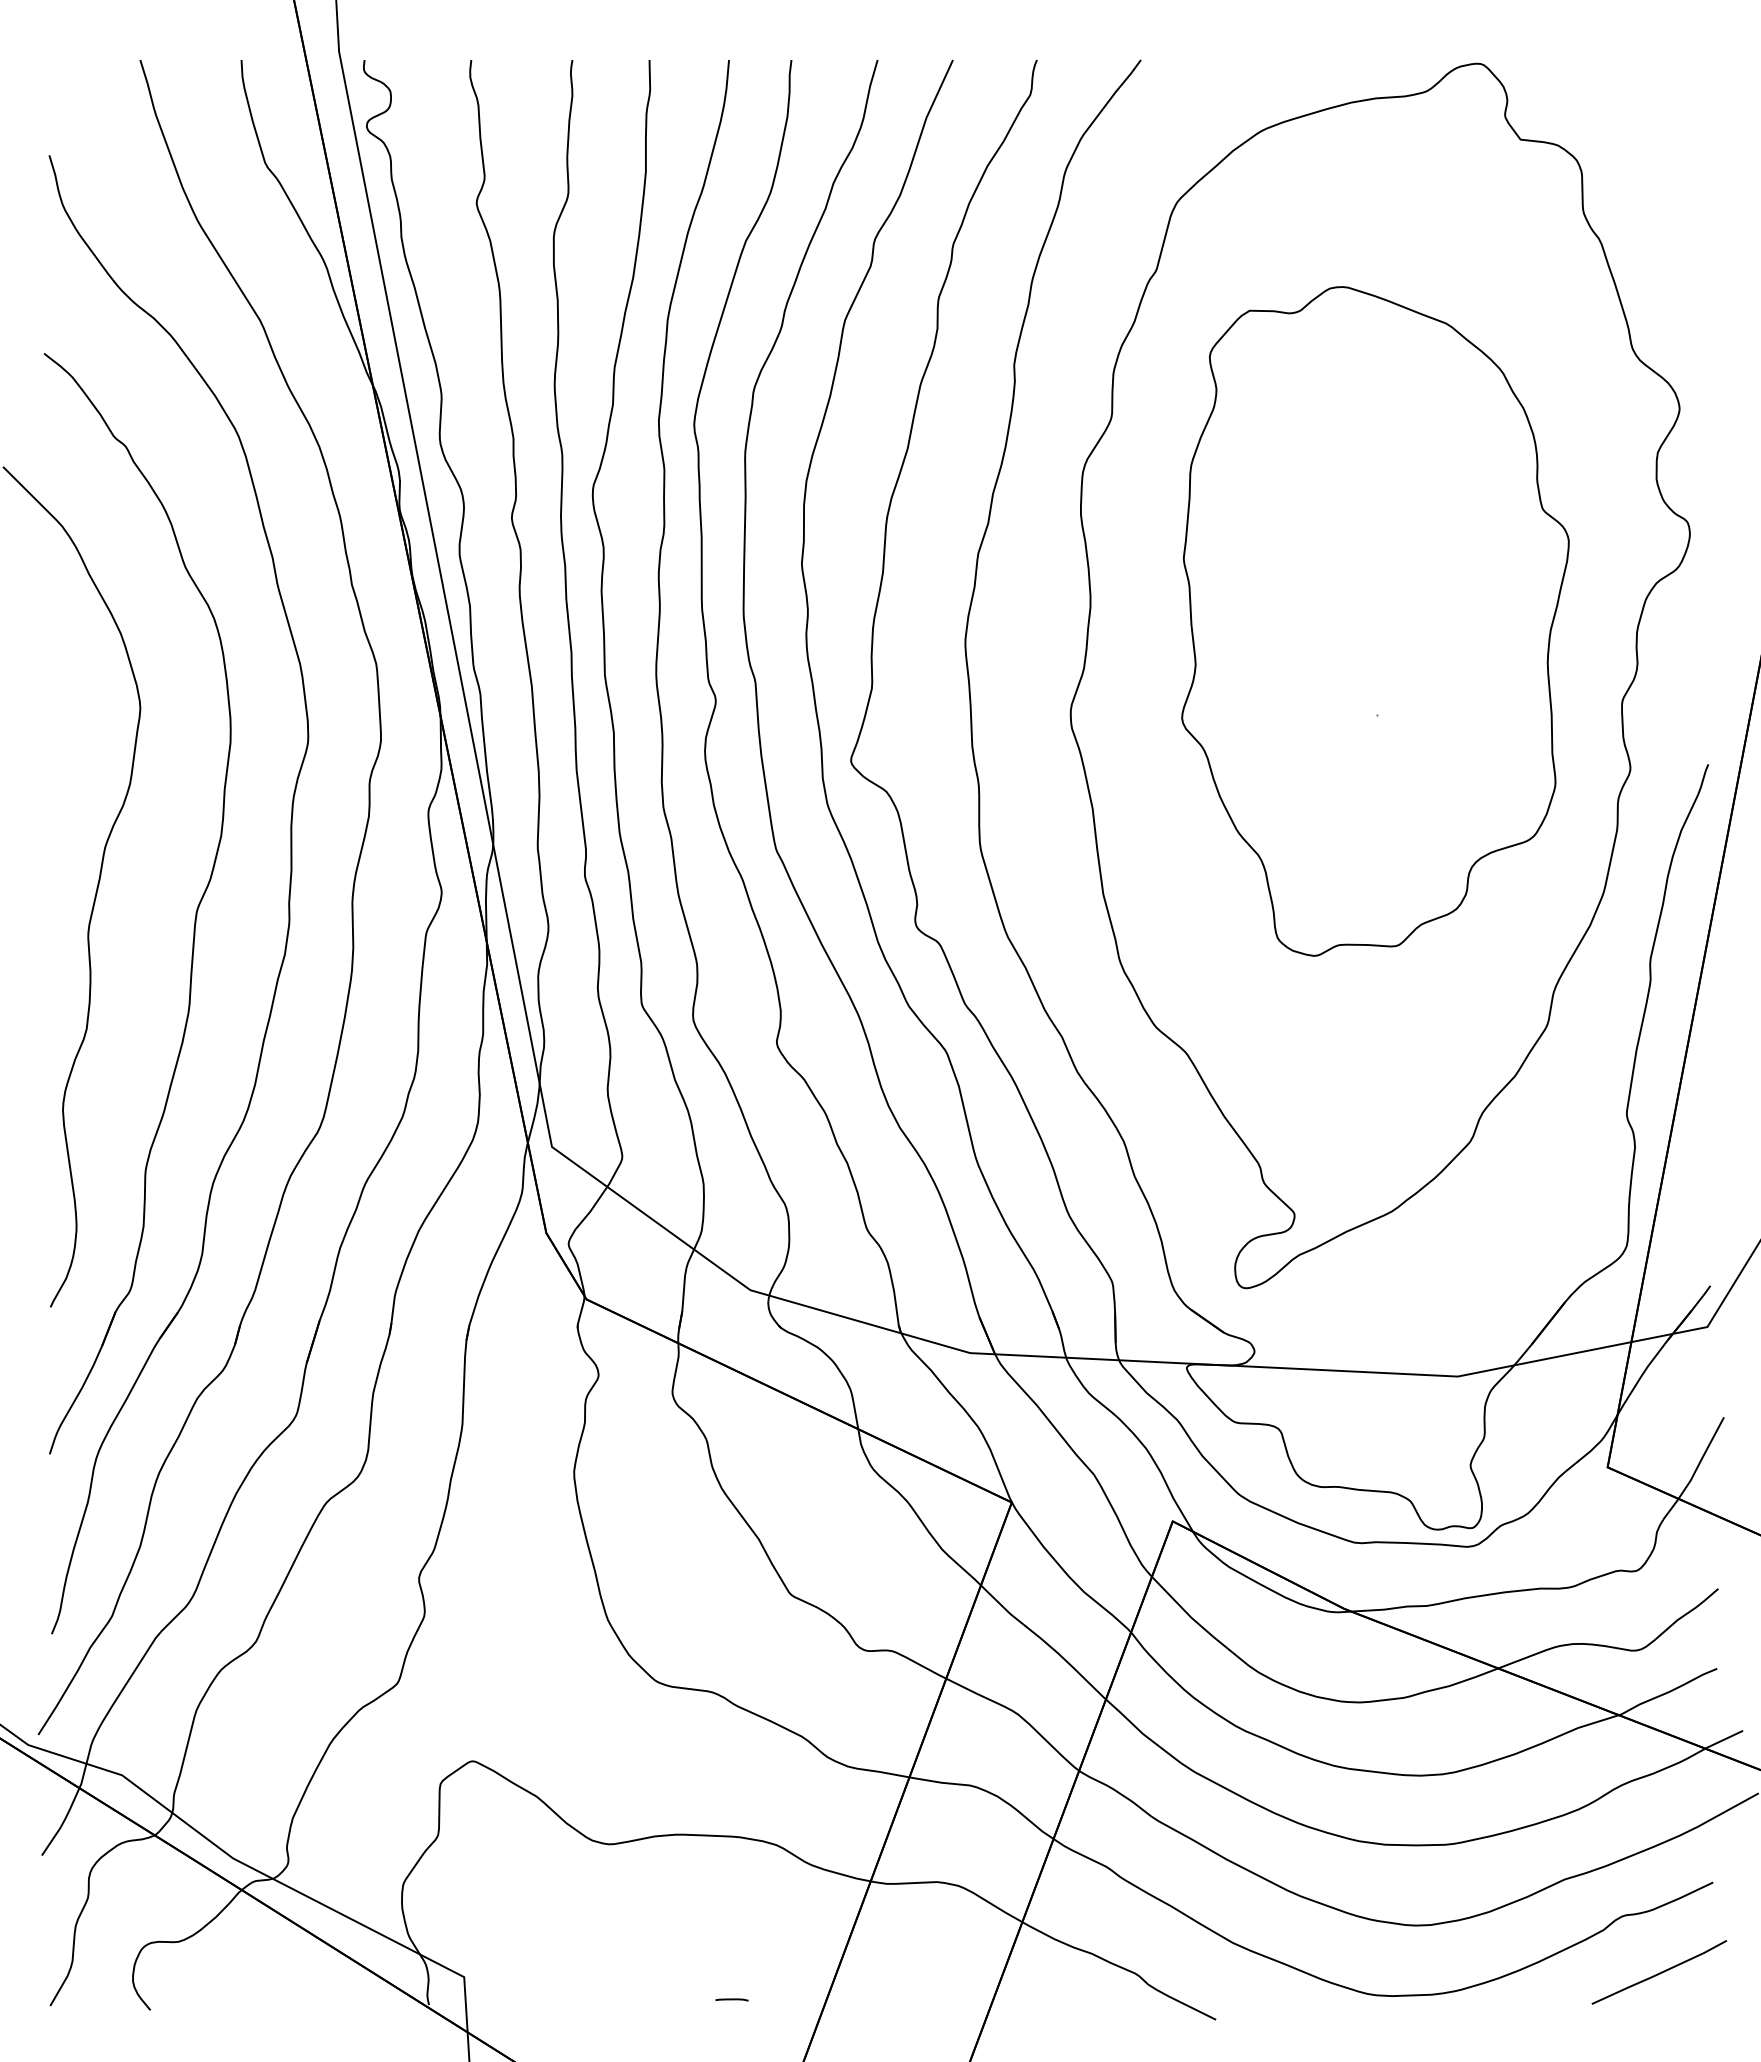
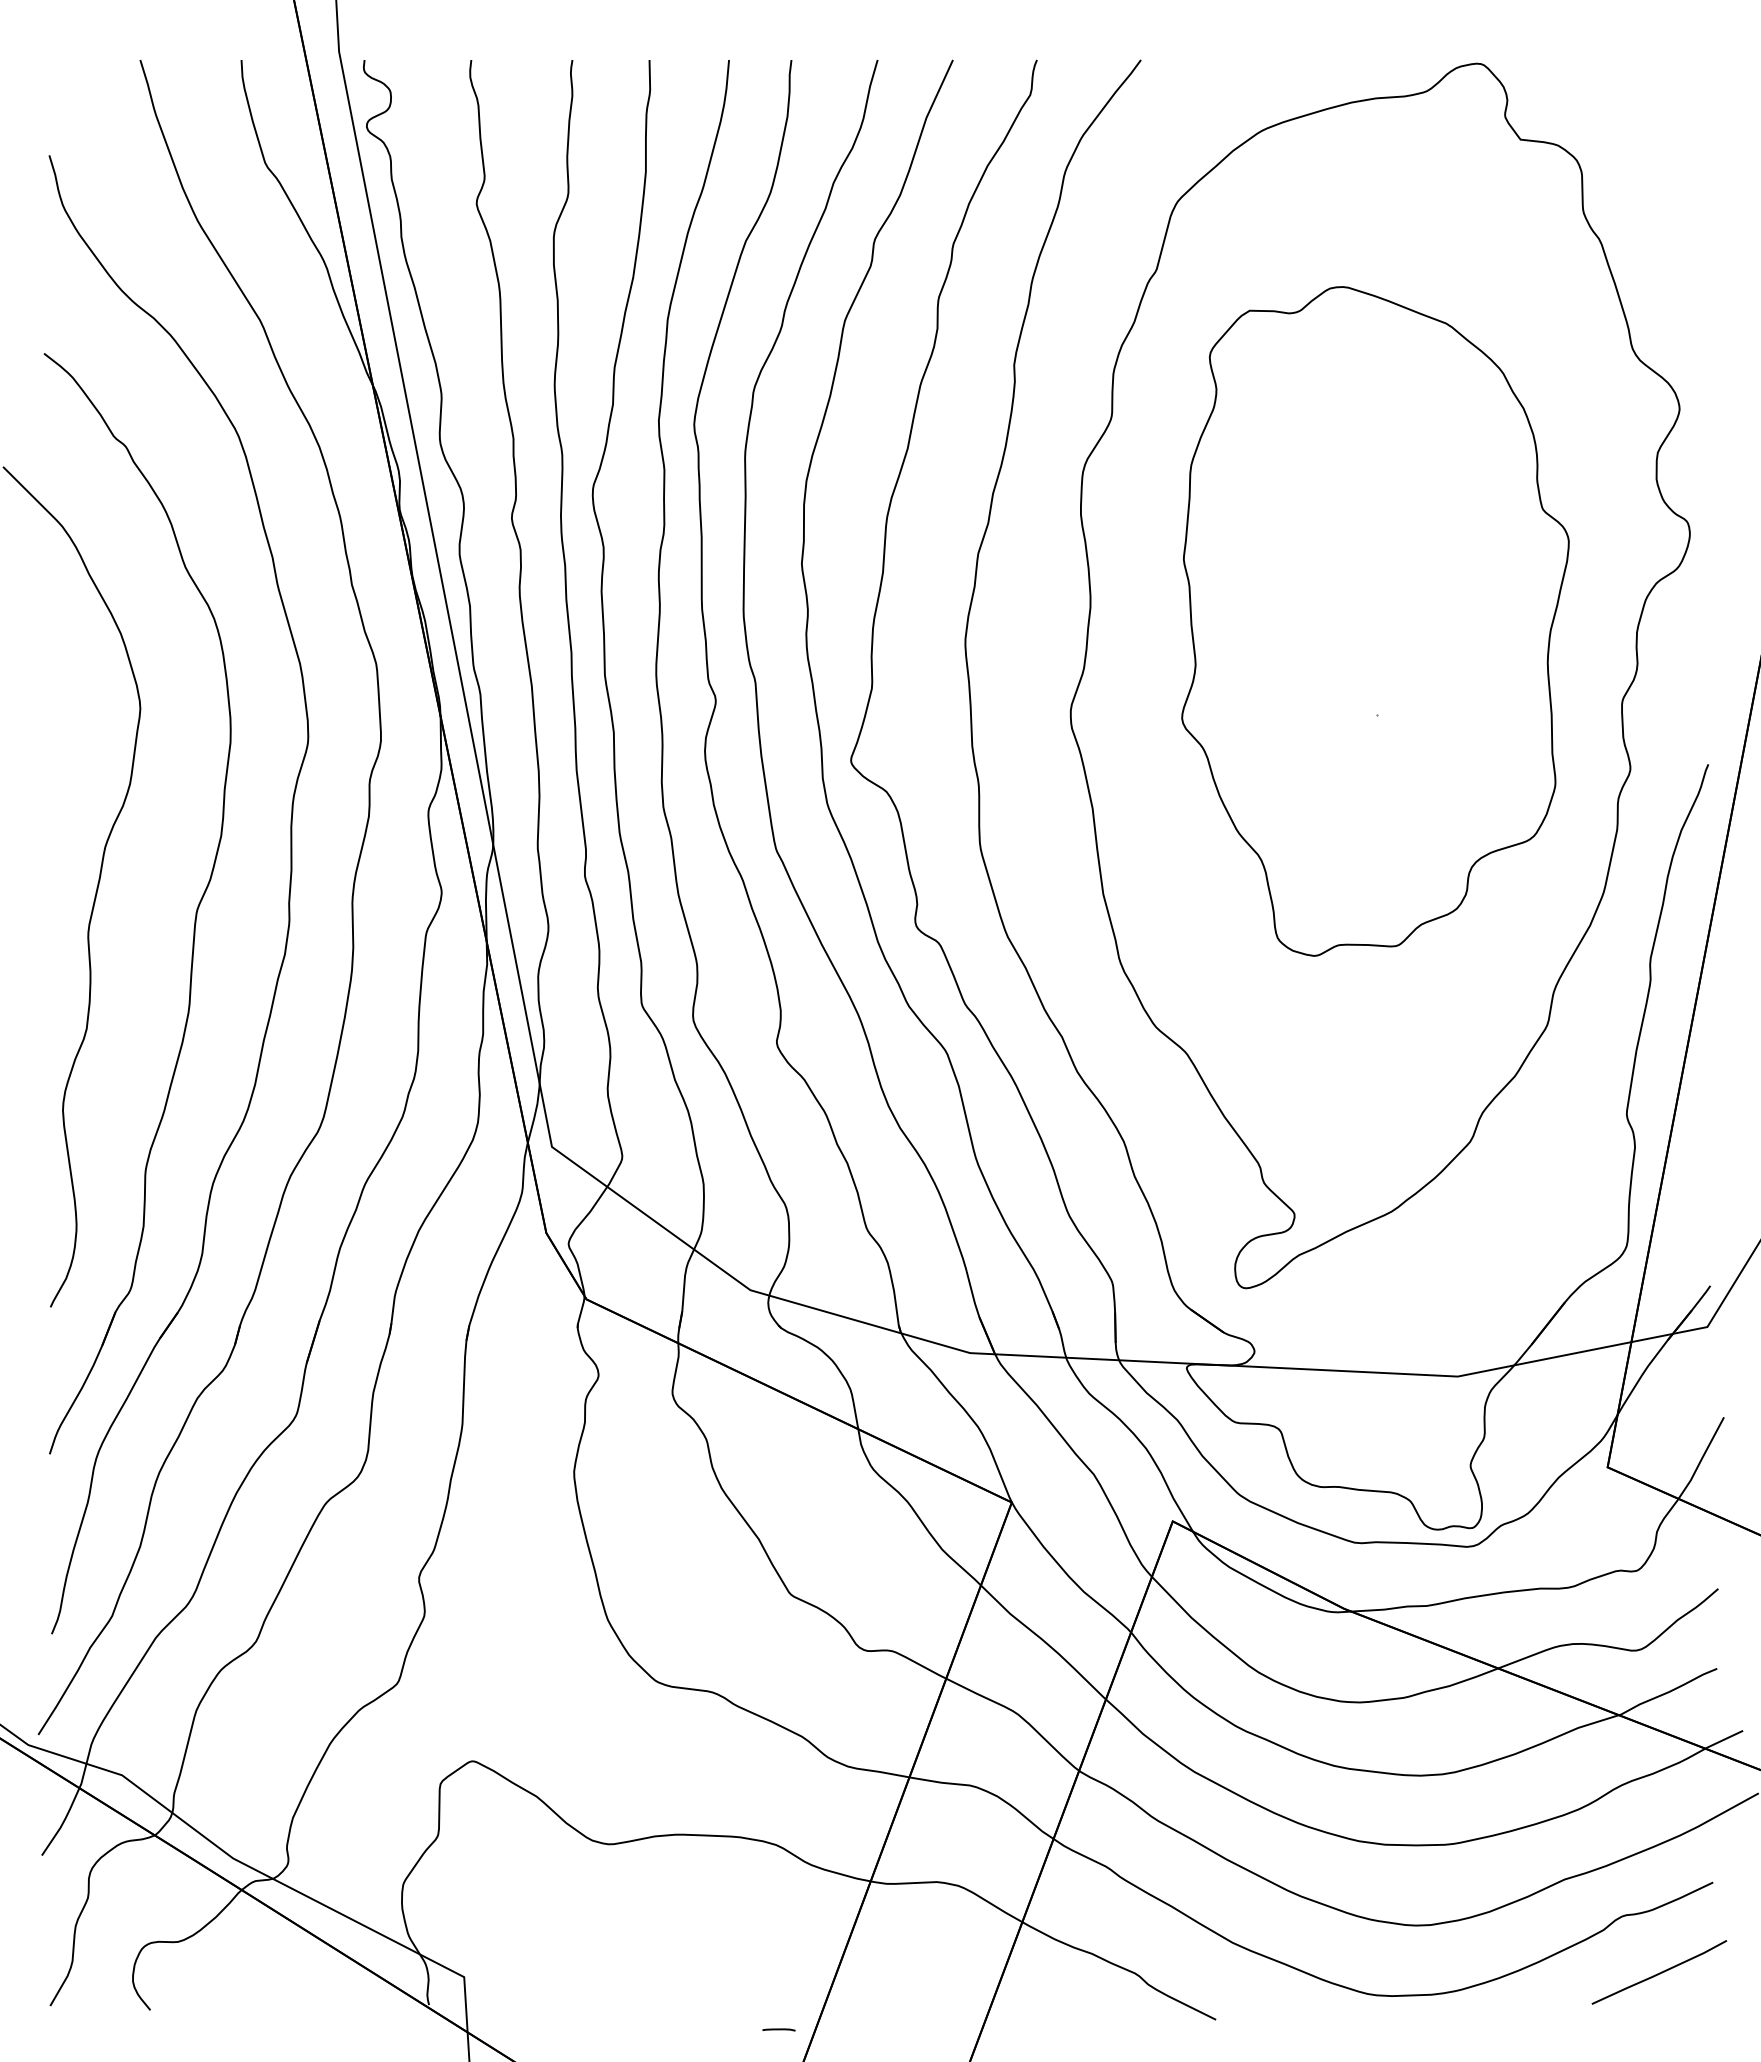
line position: (731, 1999) -> (778, 2029) (778, 2029)
